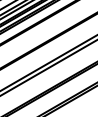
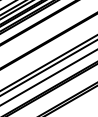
line: none -> present (48, 77)
